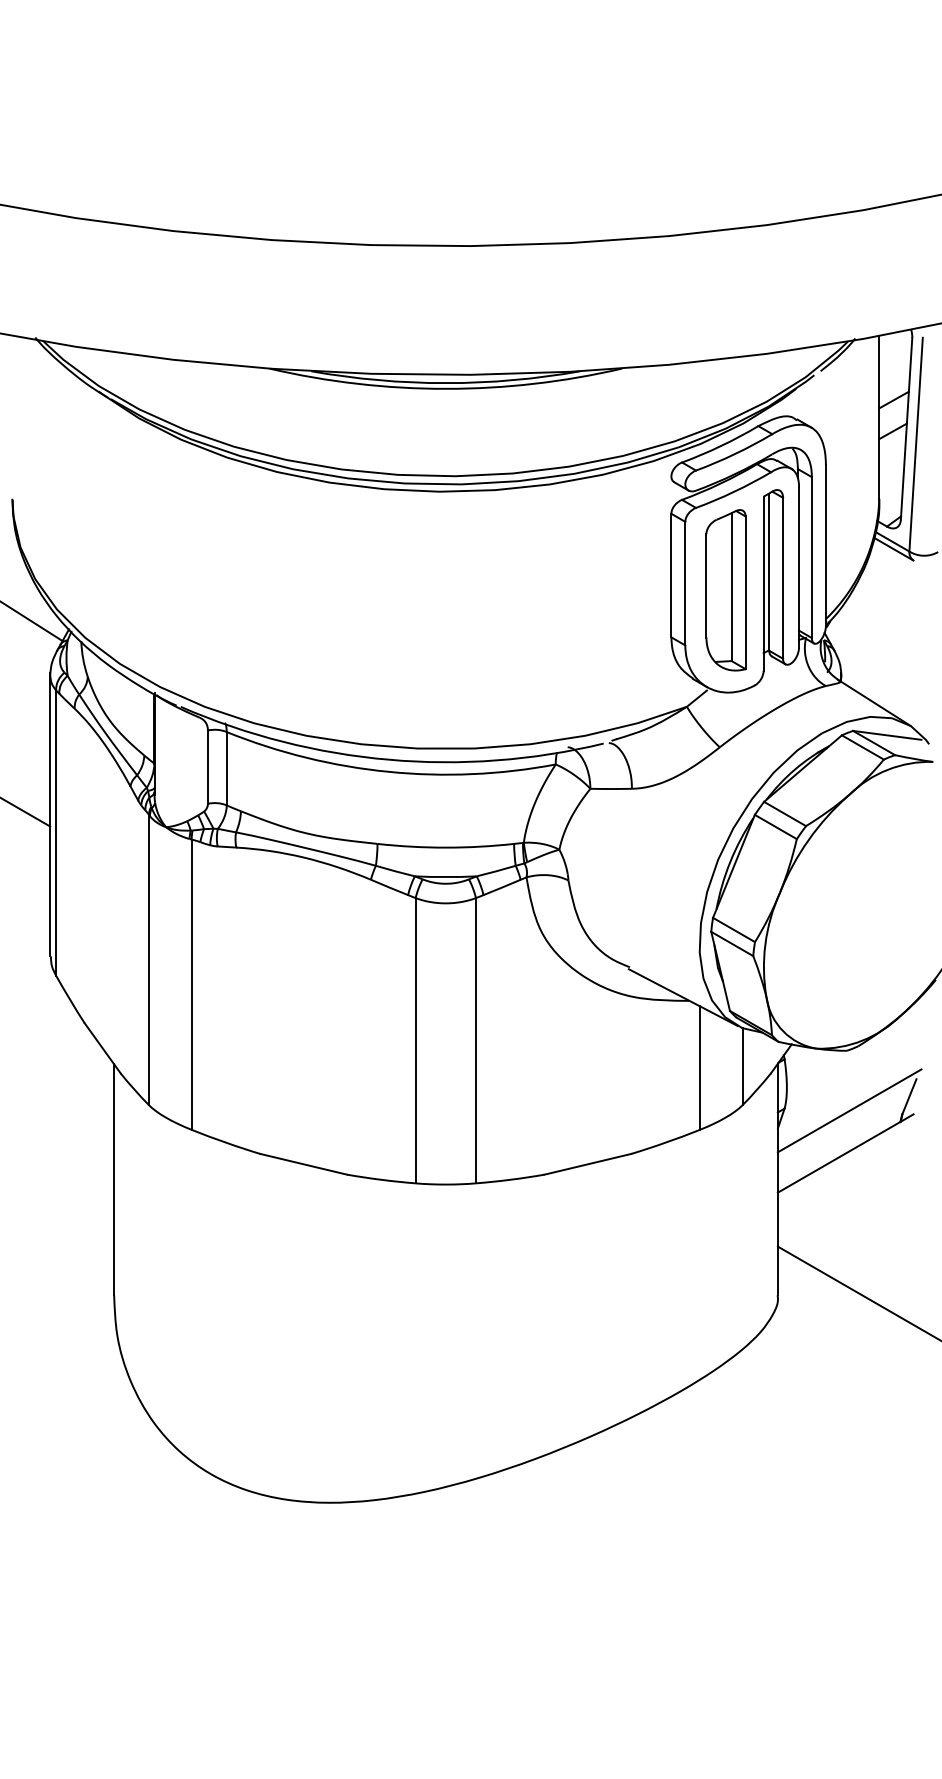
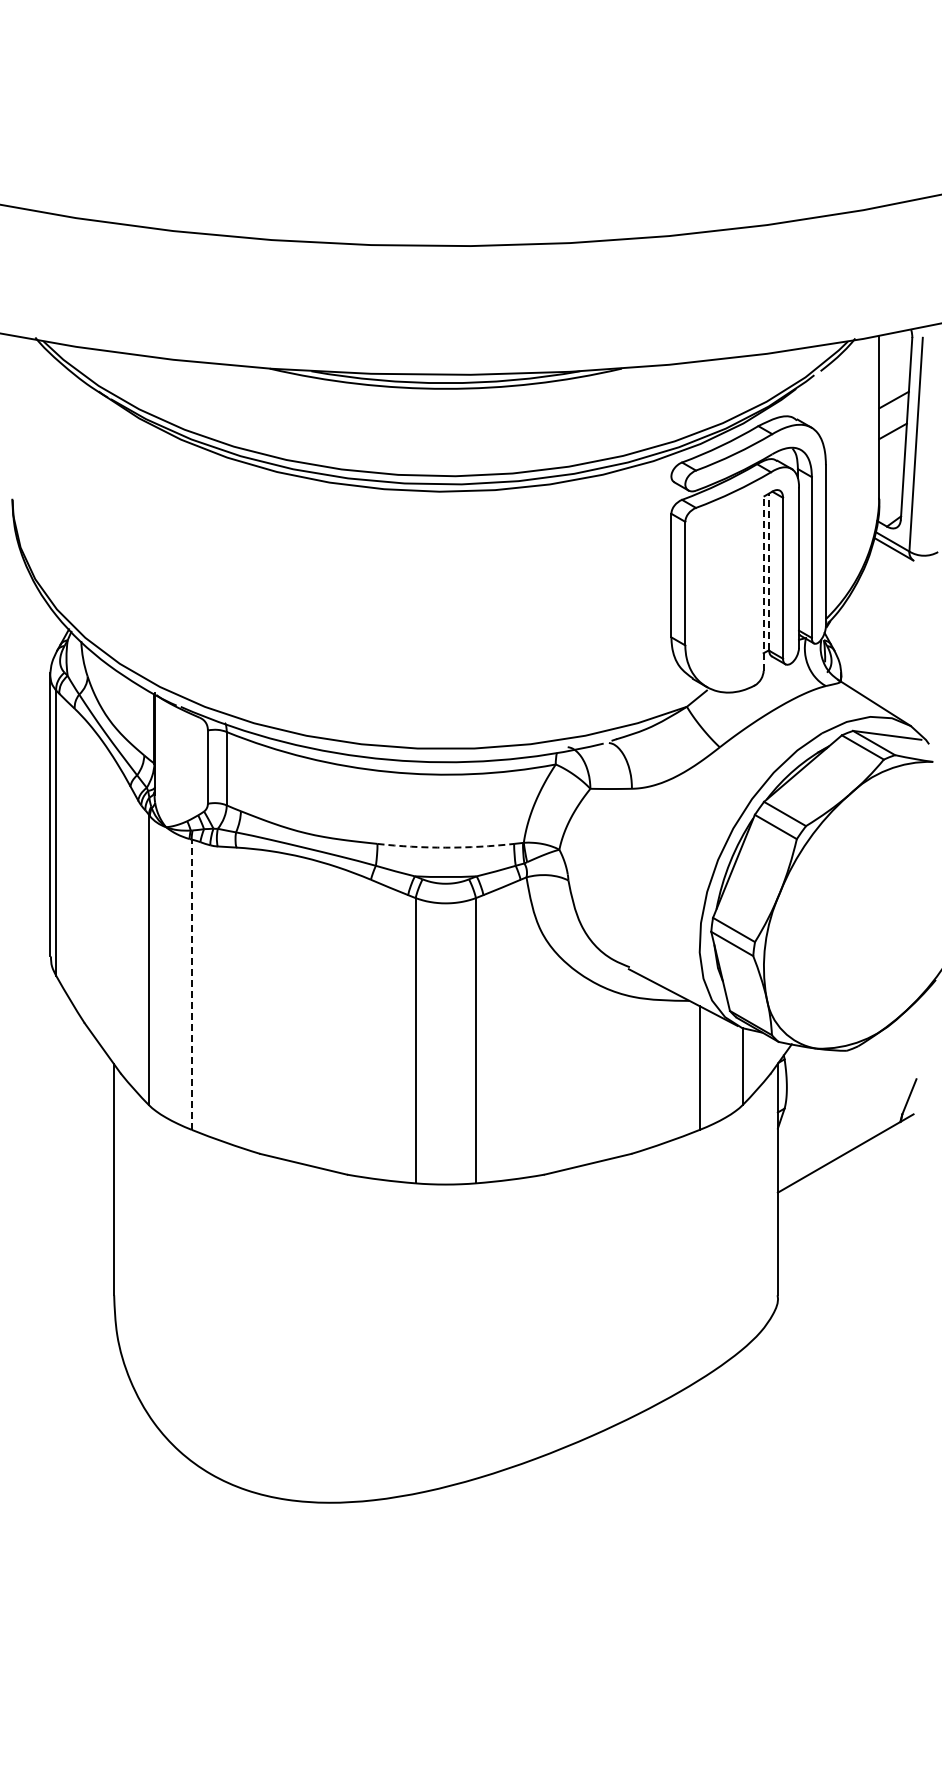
line: solid -> dashed (769, 571)
line: solid -> dashed (763, 583)
part: present -> none (725, 590)
line: present -> none (32, 621)
line: present -> none (26, 812)
arc: solid -> dashed (445, 847)
line: solid -> dashed (191, 984)
line: present -> none (849, 1110)
line: present -> none (857, 1292)
